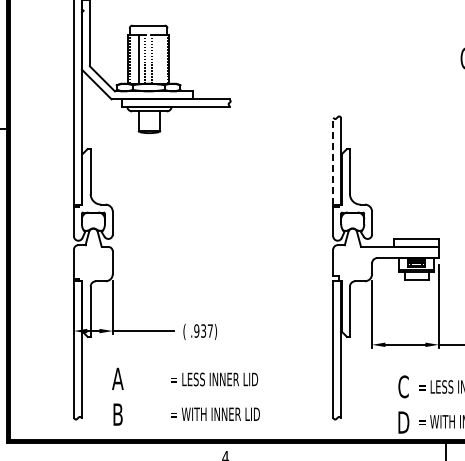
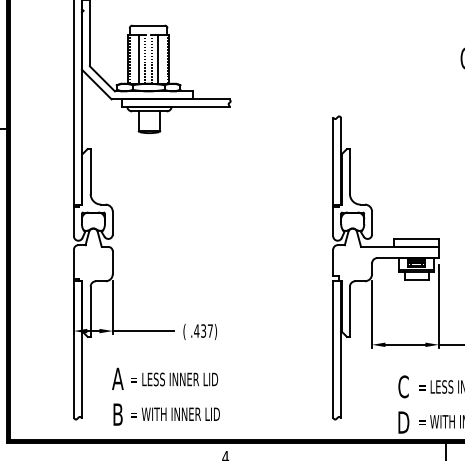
line: none -> present (157, 58)
line: dashed -> solid (333, 160)
text: .937) -> .437) (196, 330)
text position: (215, 396) -> (175, 396) (175, 396)
